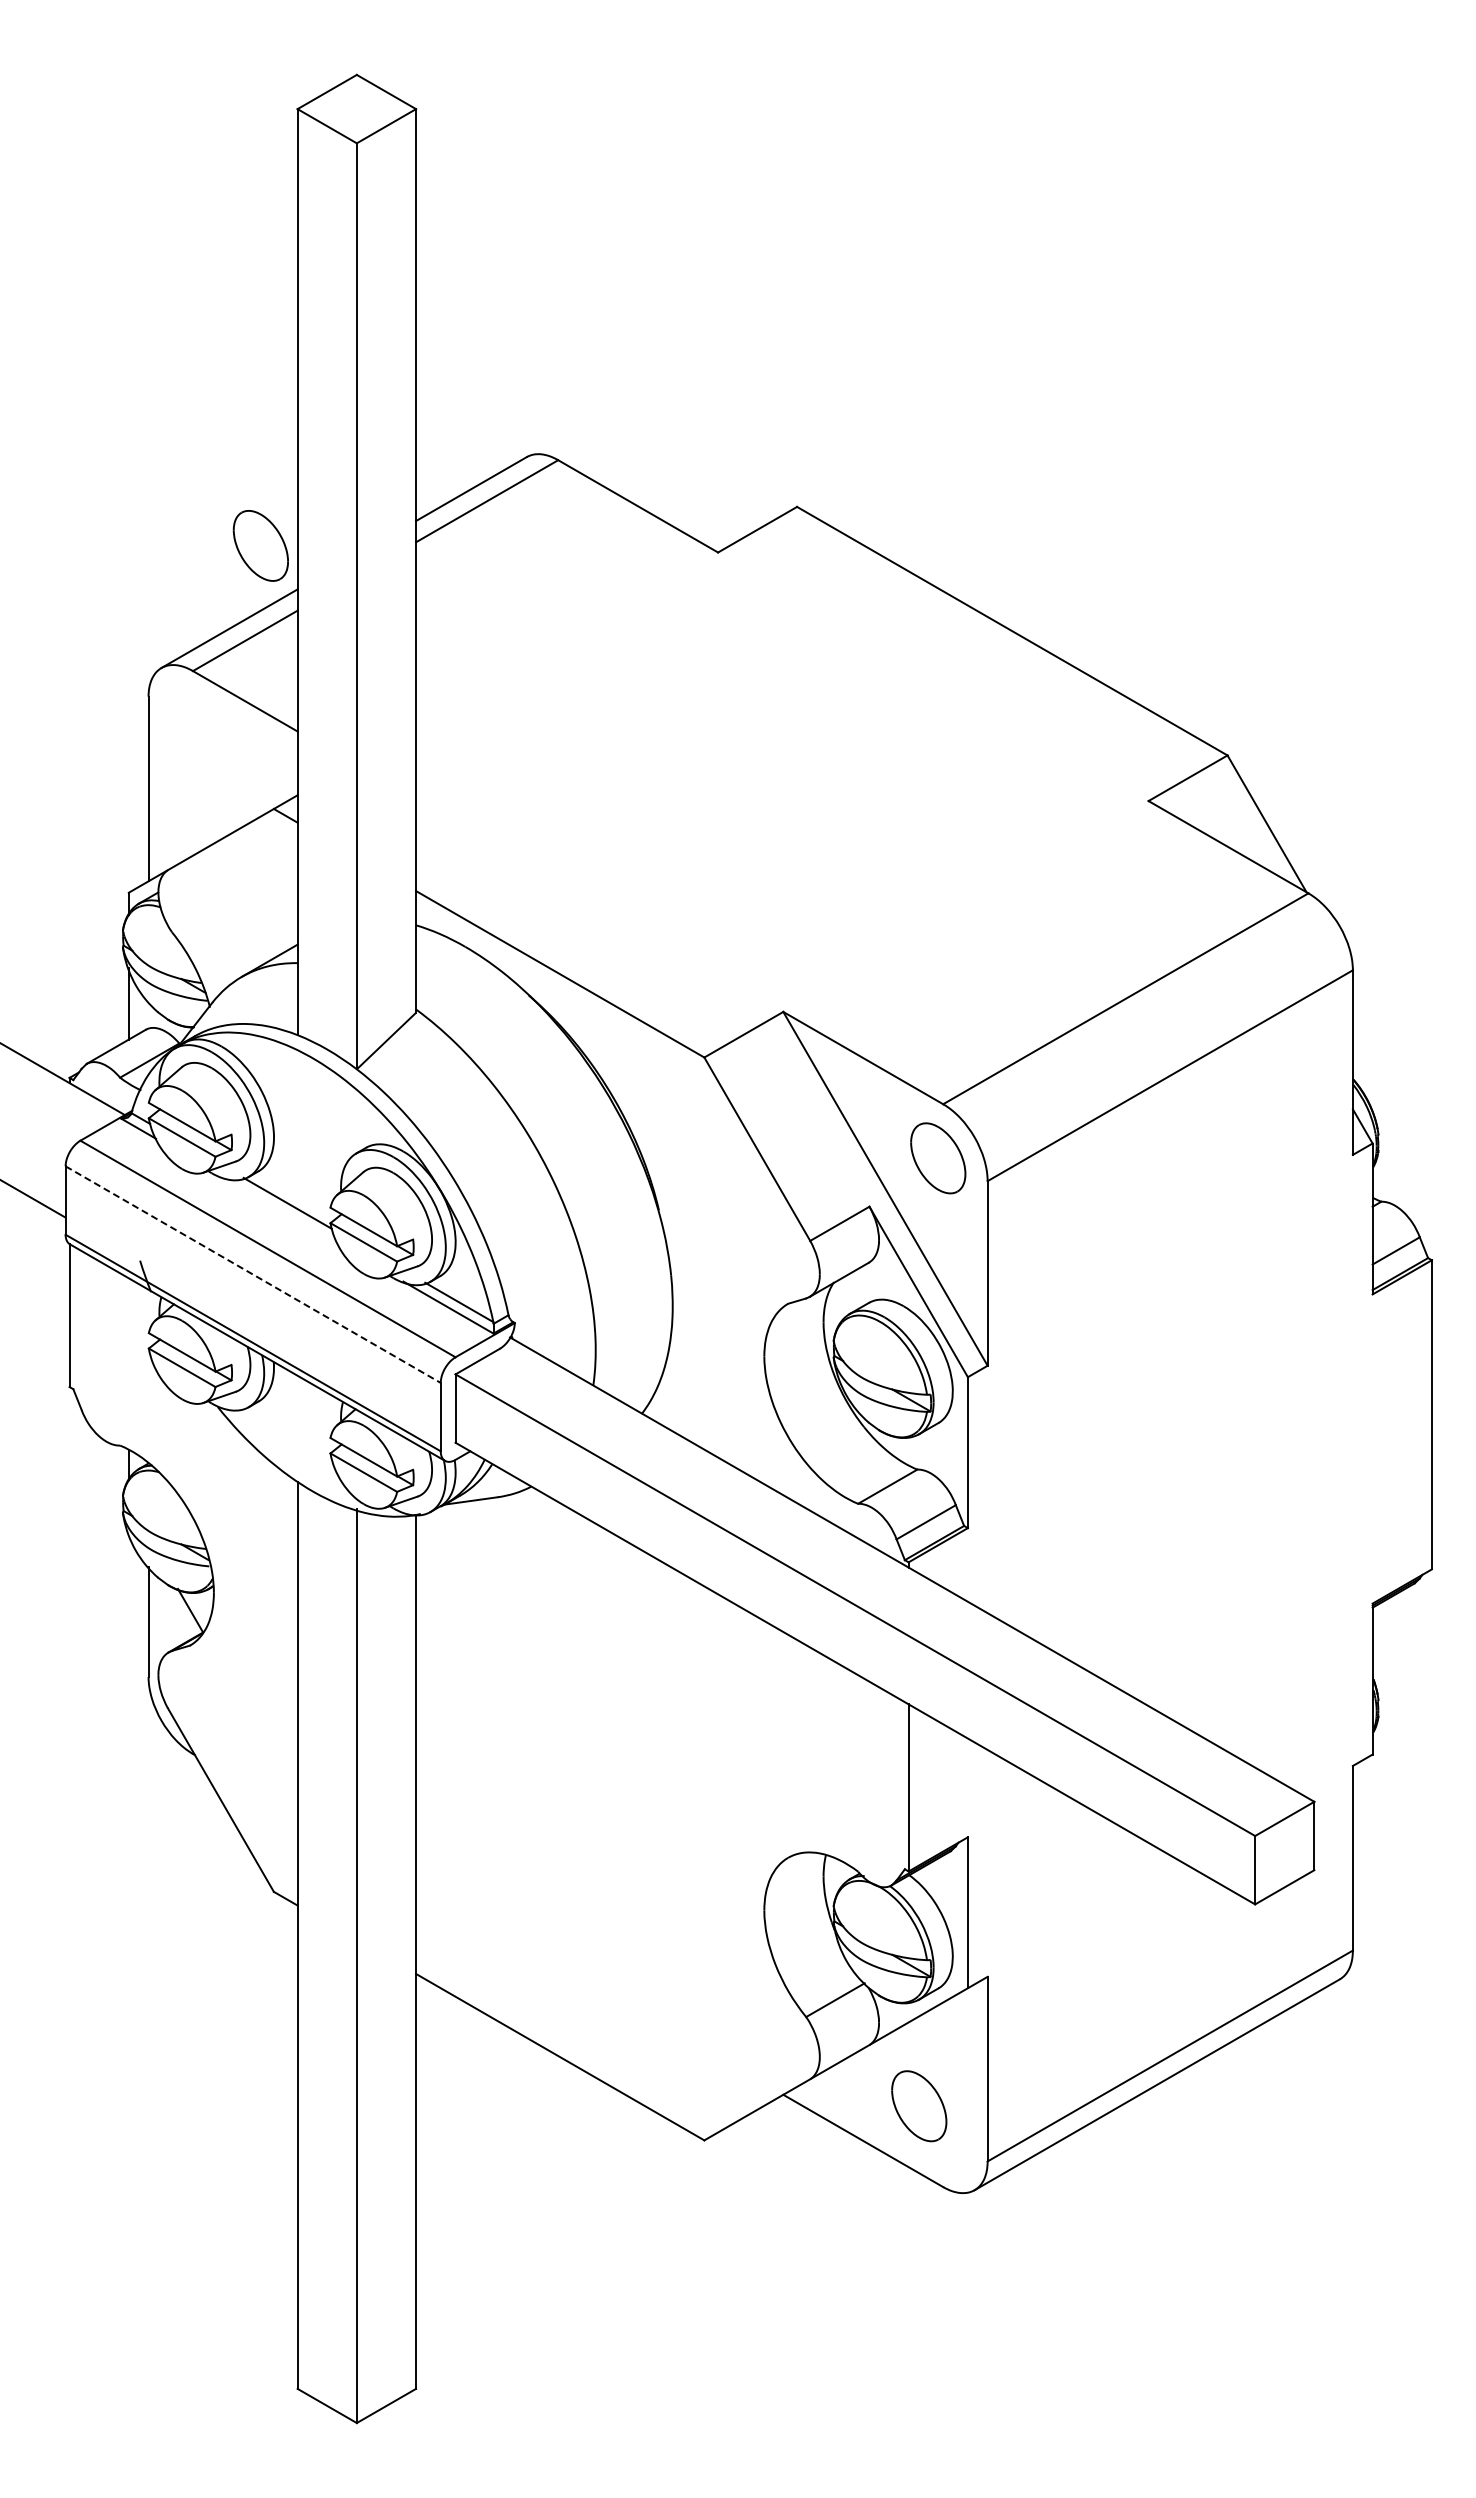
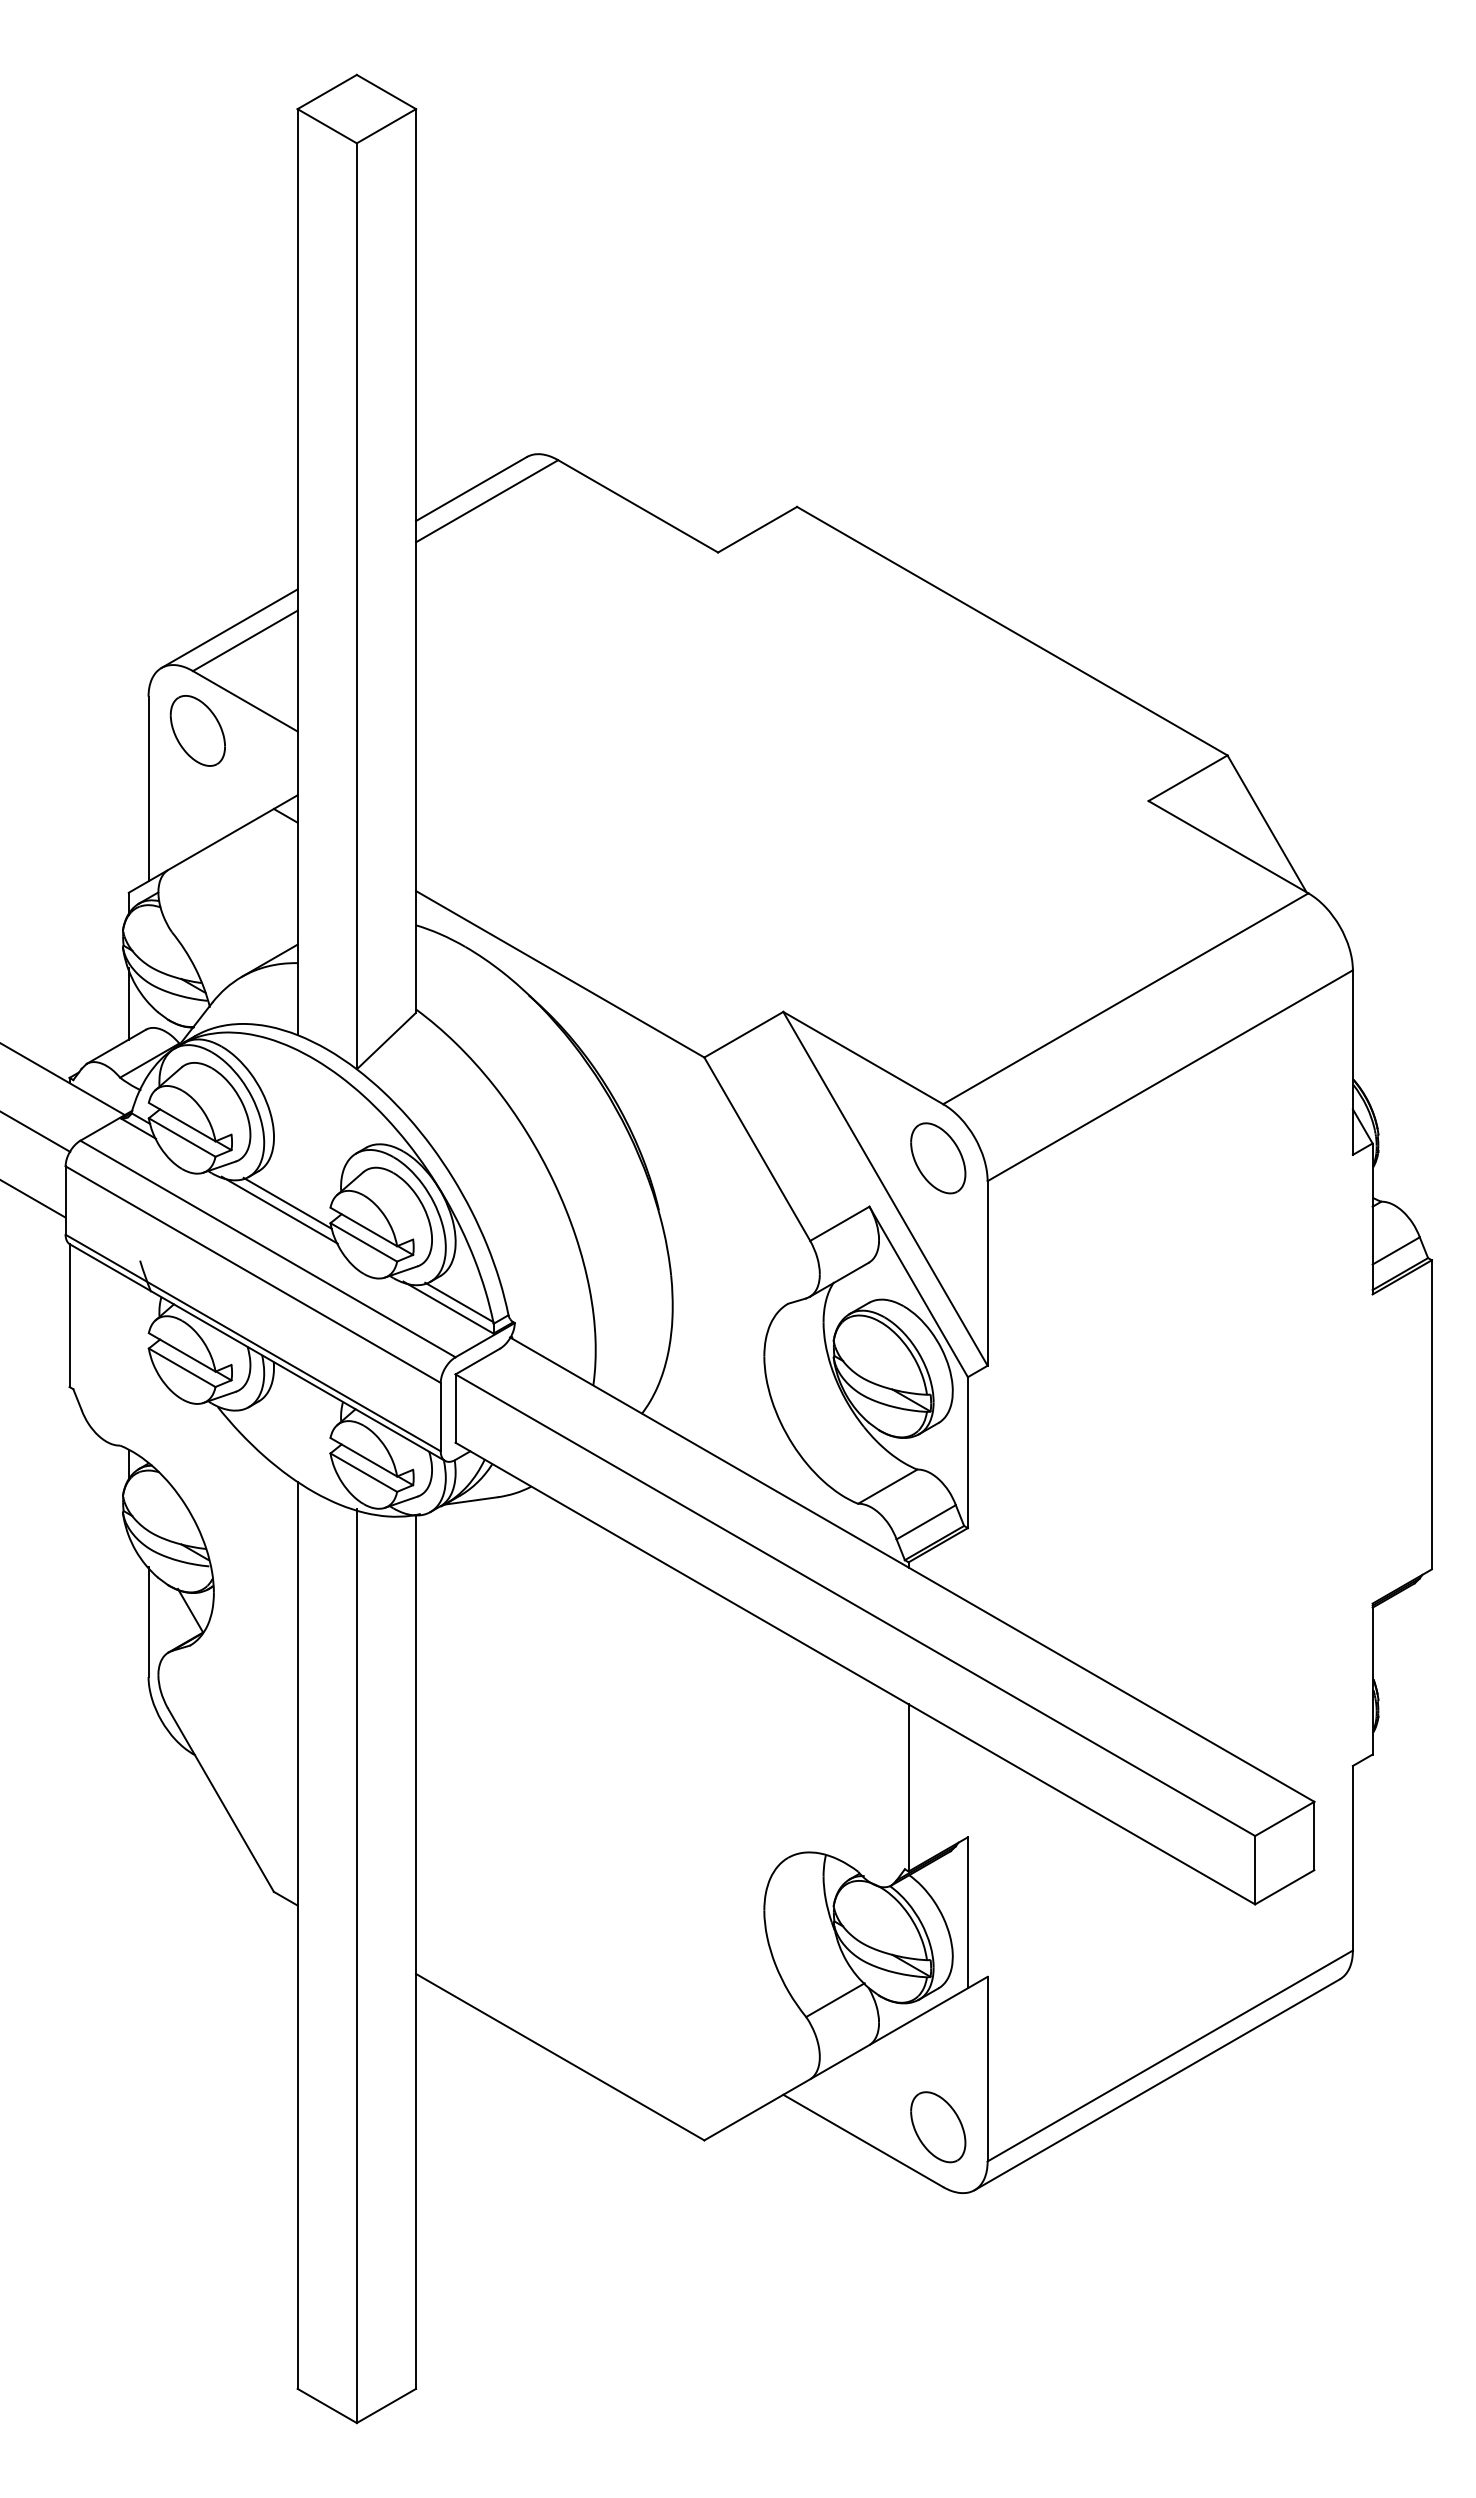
part position: (260, 545) -> (197, 730) (197, 730)
line: none -> present (36, 1131)
line: none -> present (279, 1209)
line: dashed -> solid (253, 1274)
part position: (919, 2106) -> (938, 2127) (938, 2127)
